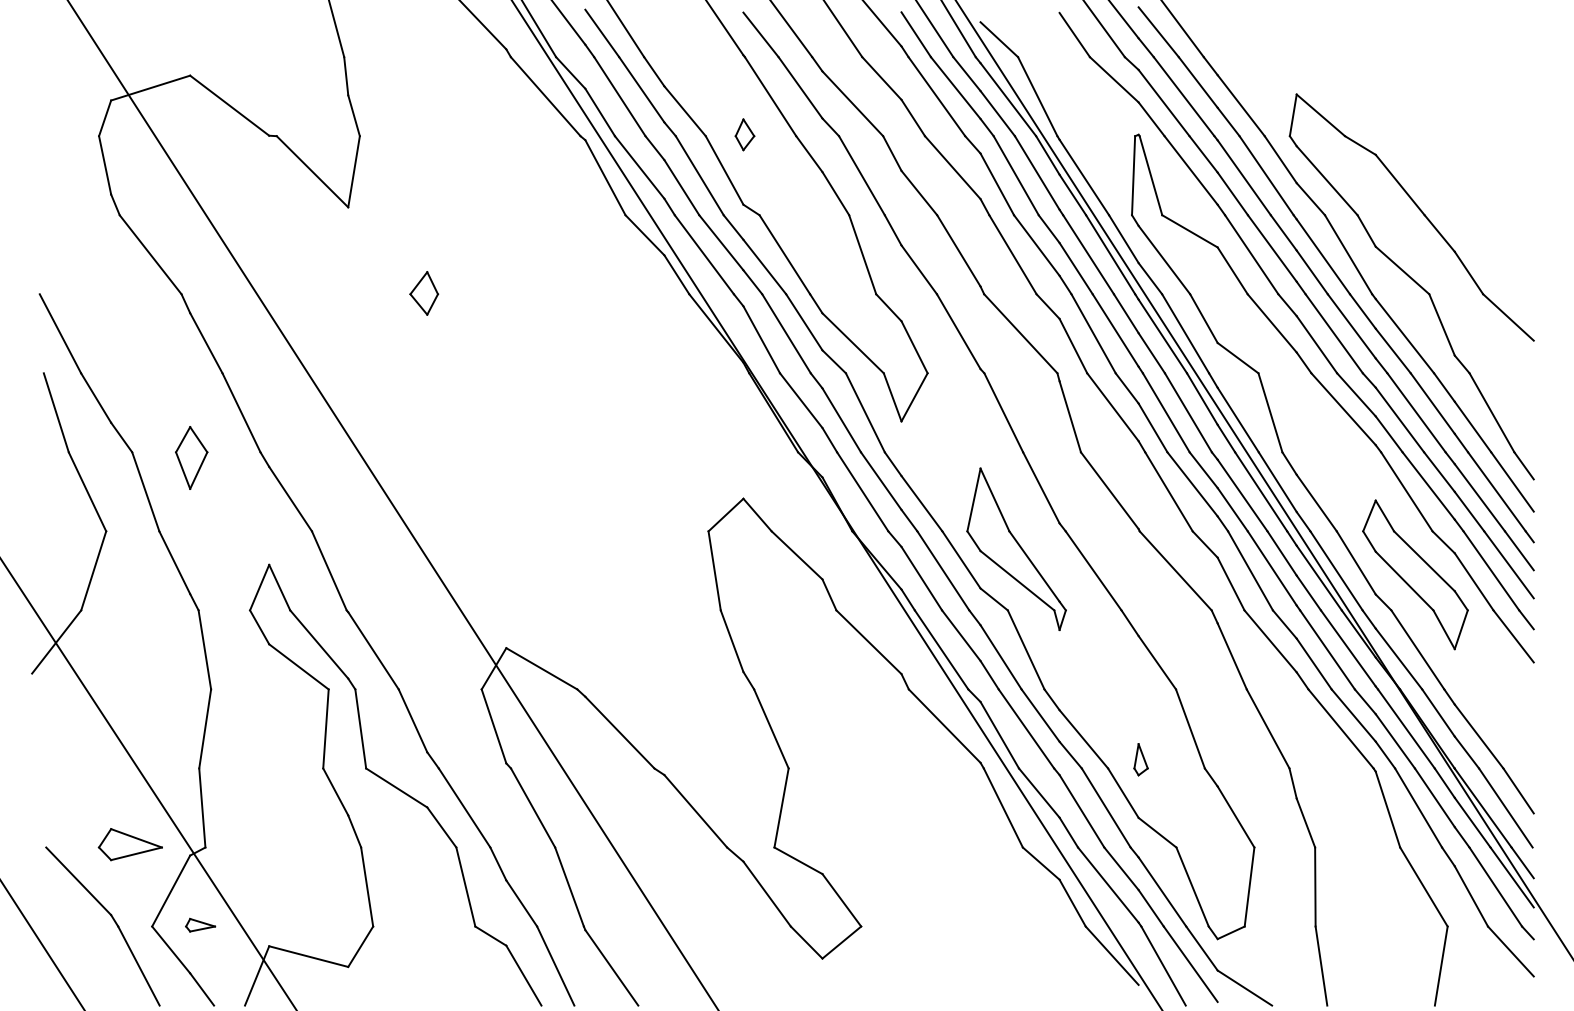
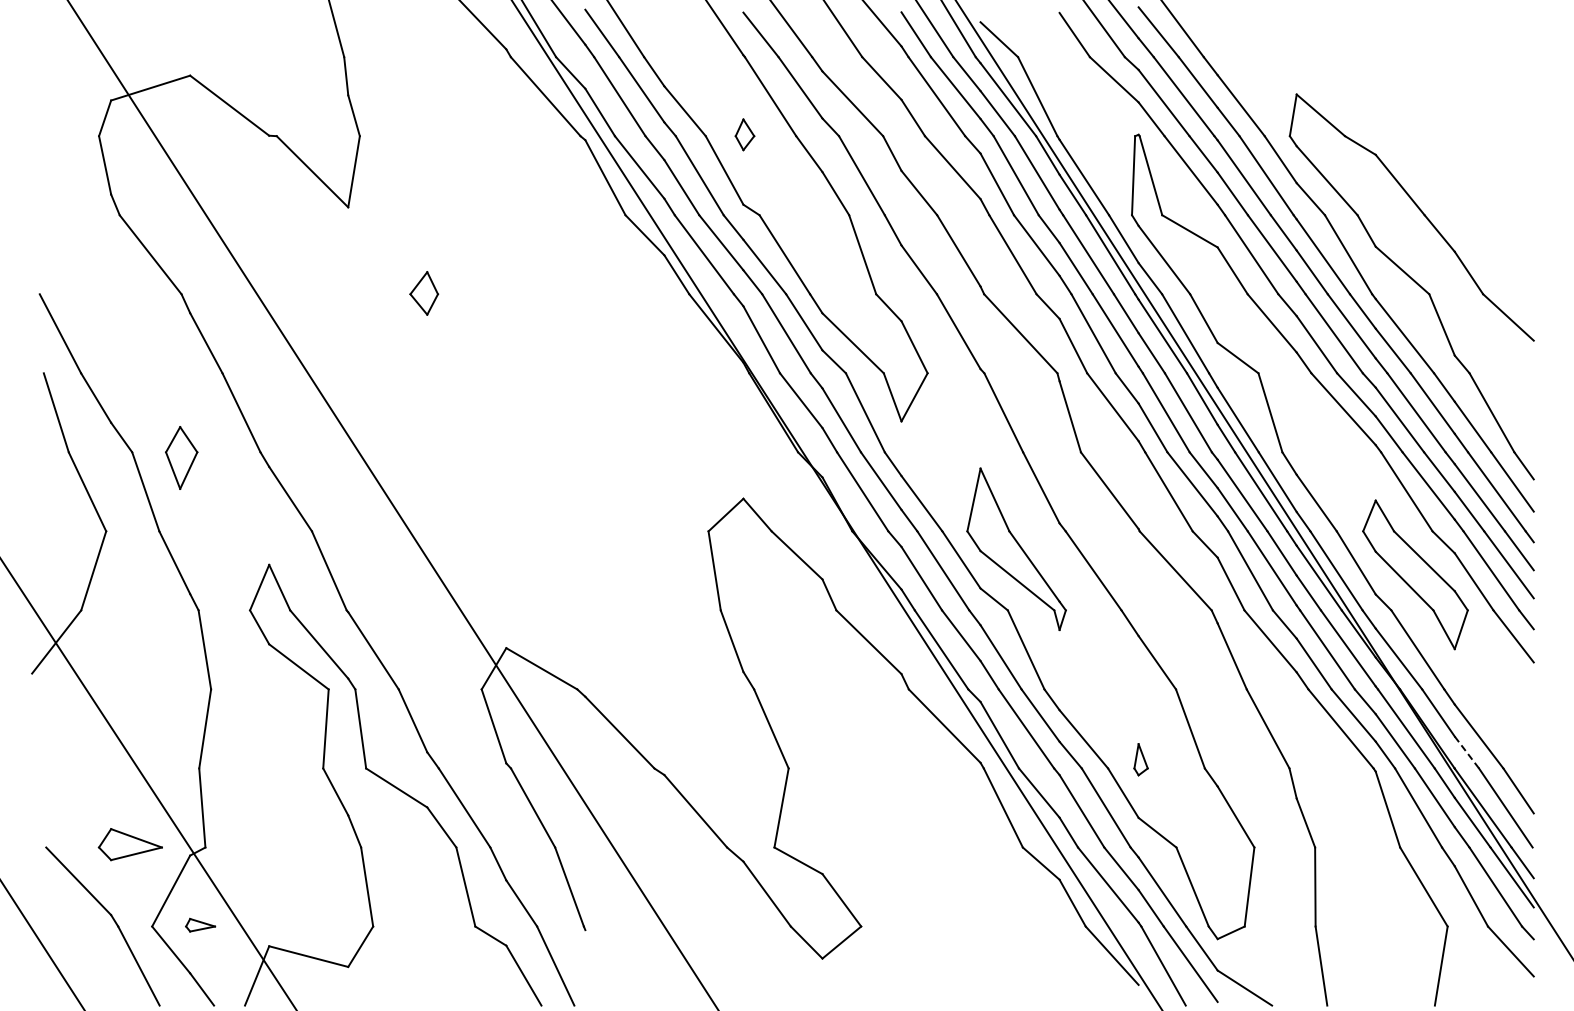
part position: (191, 457) -> (181, 457) (181, 457)
line: solid -> dashed (1467, 752)
line: present -> none (611, 967)
